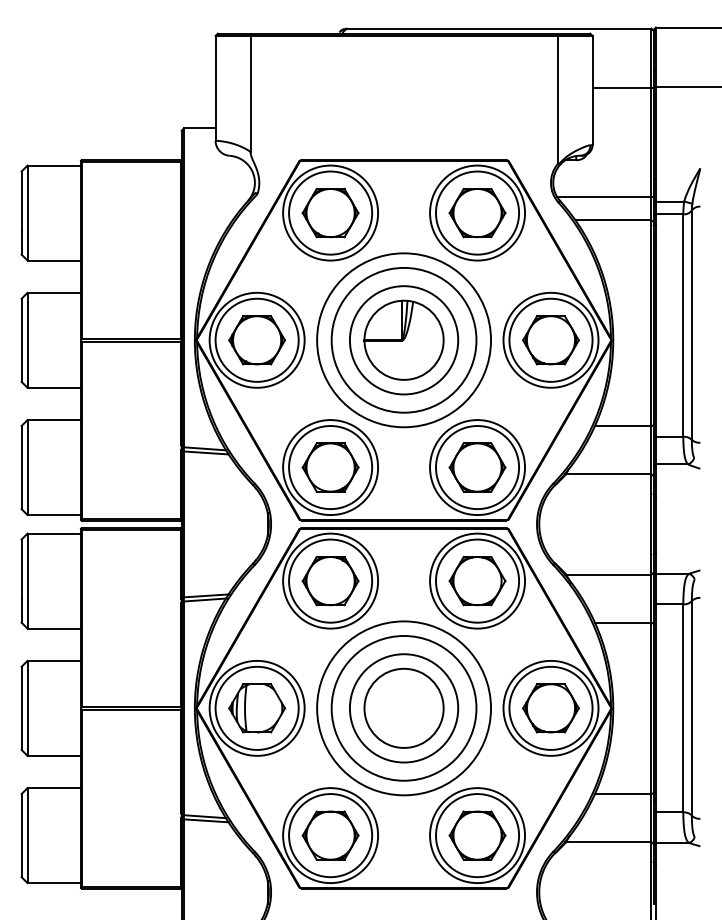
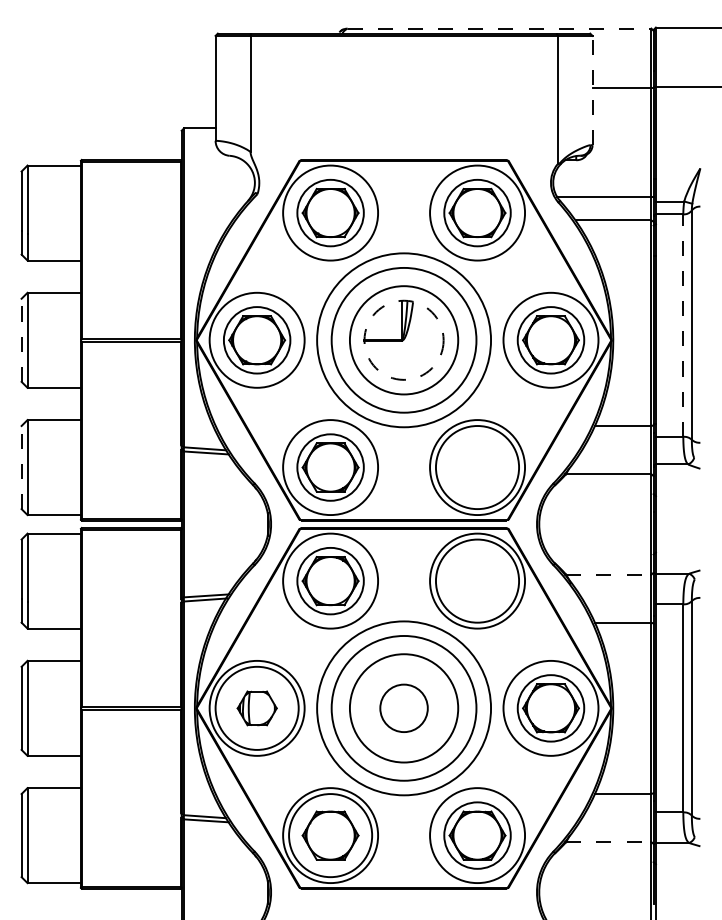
line: solid -> dashed (499, 28)
line: solid -> dashed (592, 90)
circle diameter: 83 px -> 66 px (330, 212)
circle diameter: 83 px -> 66 px (477, 212)
line: solid -> dashed (683, 325)
circle diameter: 83 px -> 66 px (256, 340)
circle: solid -> dashed (403, 339)
circle diameter: 83 px -> 66 px (550, 340)
line: solid -> dashed (21, 340)
line: solid -> dashed (21, 467)
circle diameter: 83 px -> 66 px (330, 467)
part: present -> none (477, 467)
line: solid -> dashed (608, 574)
circle diameter: 83 px -> 66 px (330, 580)
part: present -> none (477, 581)
circle diameter: 79 px -> 47 px (403, 708)
circle diameter: 83 px -> 66 px (550, 708)
part size: 59x51 px -> 42x37 px (256, 708)
circle diameter: 83 px -> 66 px (477, 835)
line: solid -> dashed (608, 842)
